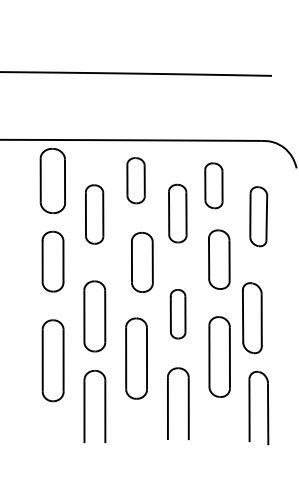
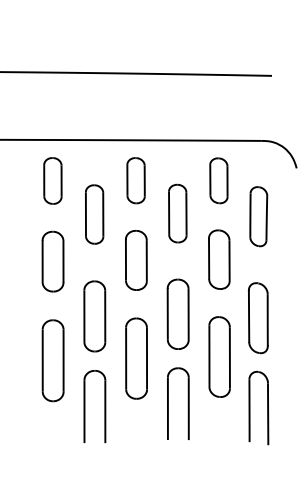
part size: 27x66 px -> 20x48 px (52, 180)
part position: (213, 185) -> (218, 180) (218, 180)
part position: (142, 262) -> (136, 260) (136, 260)
part size: 18x51 px -> 24x72 px (177, 313)
part position: (252, 318) -> (258, 318) (258, 318)
